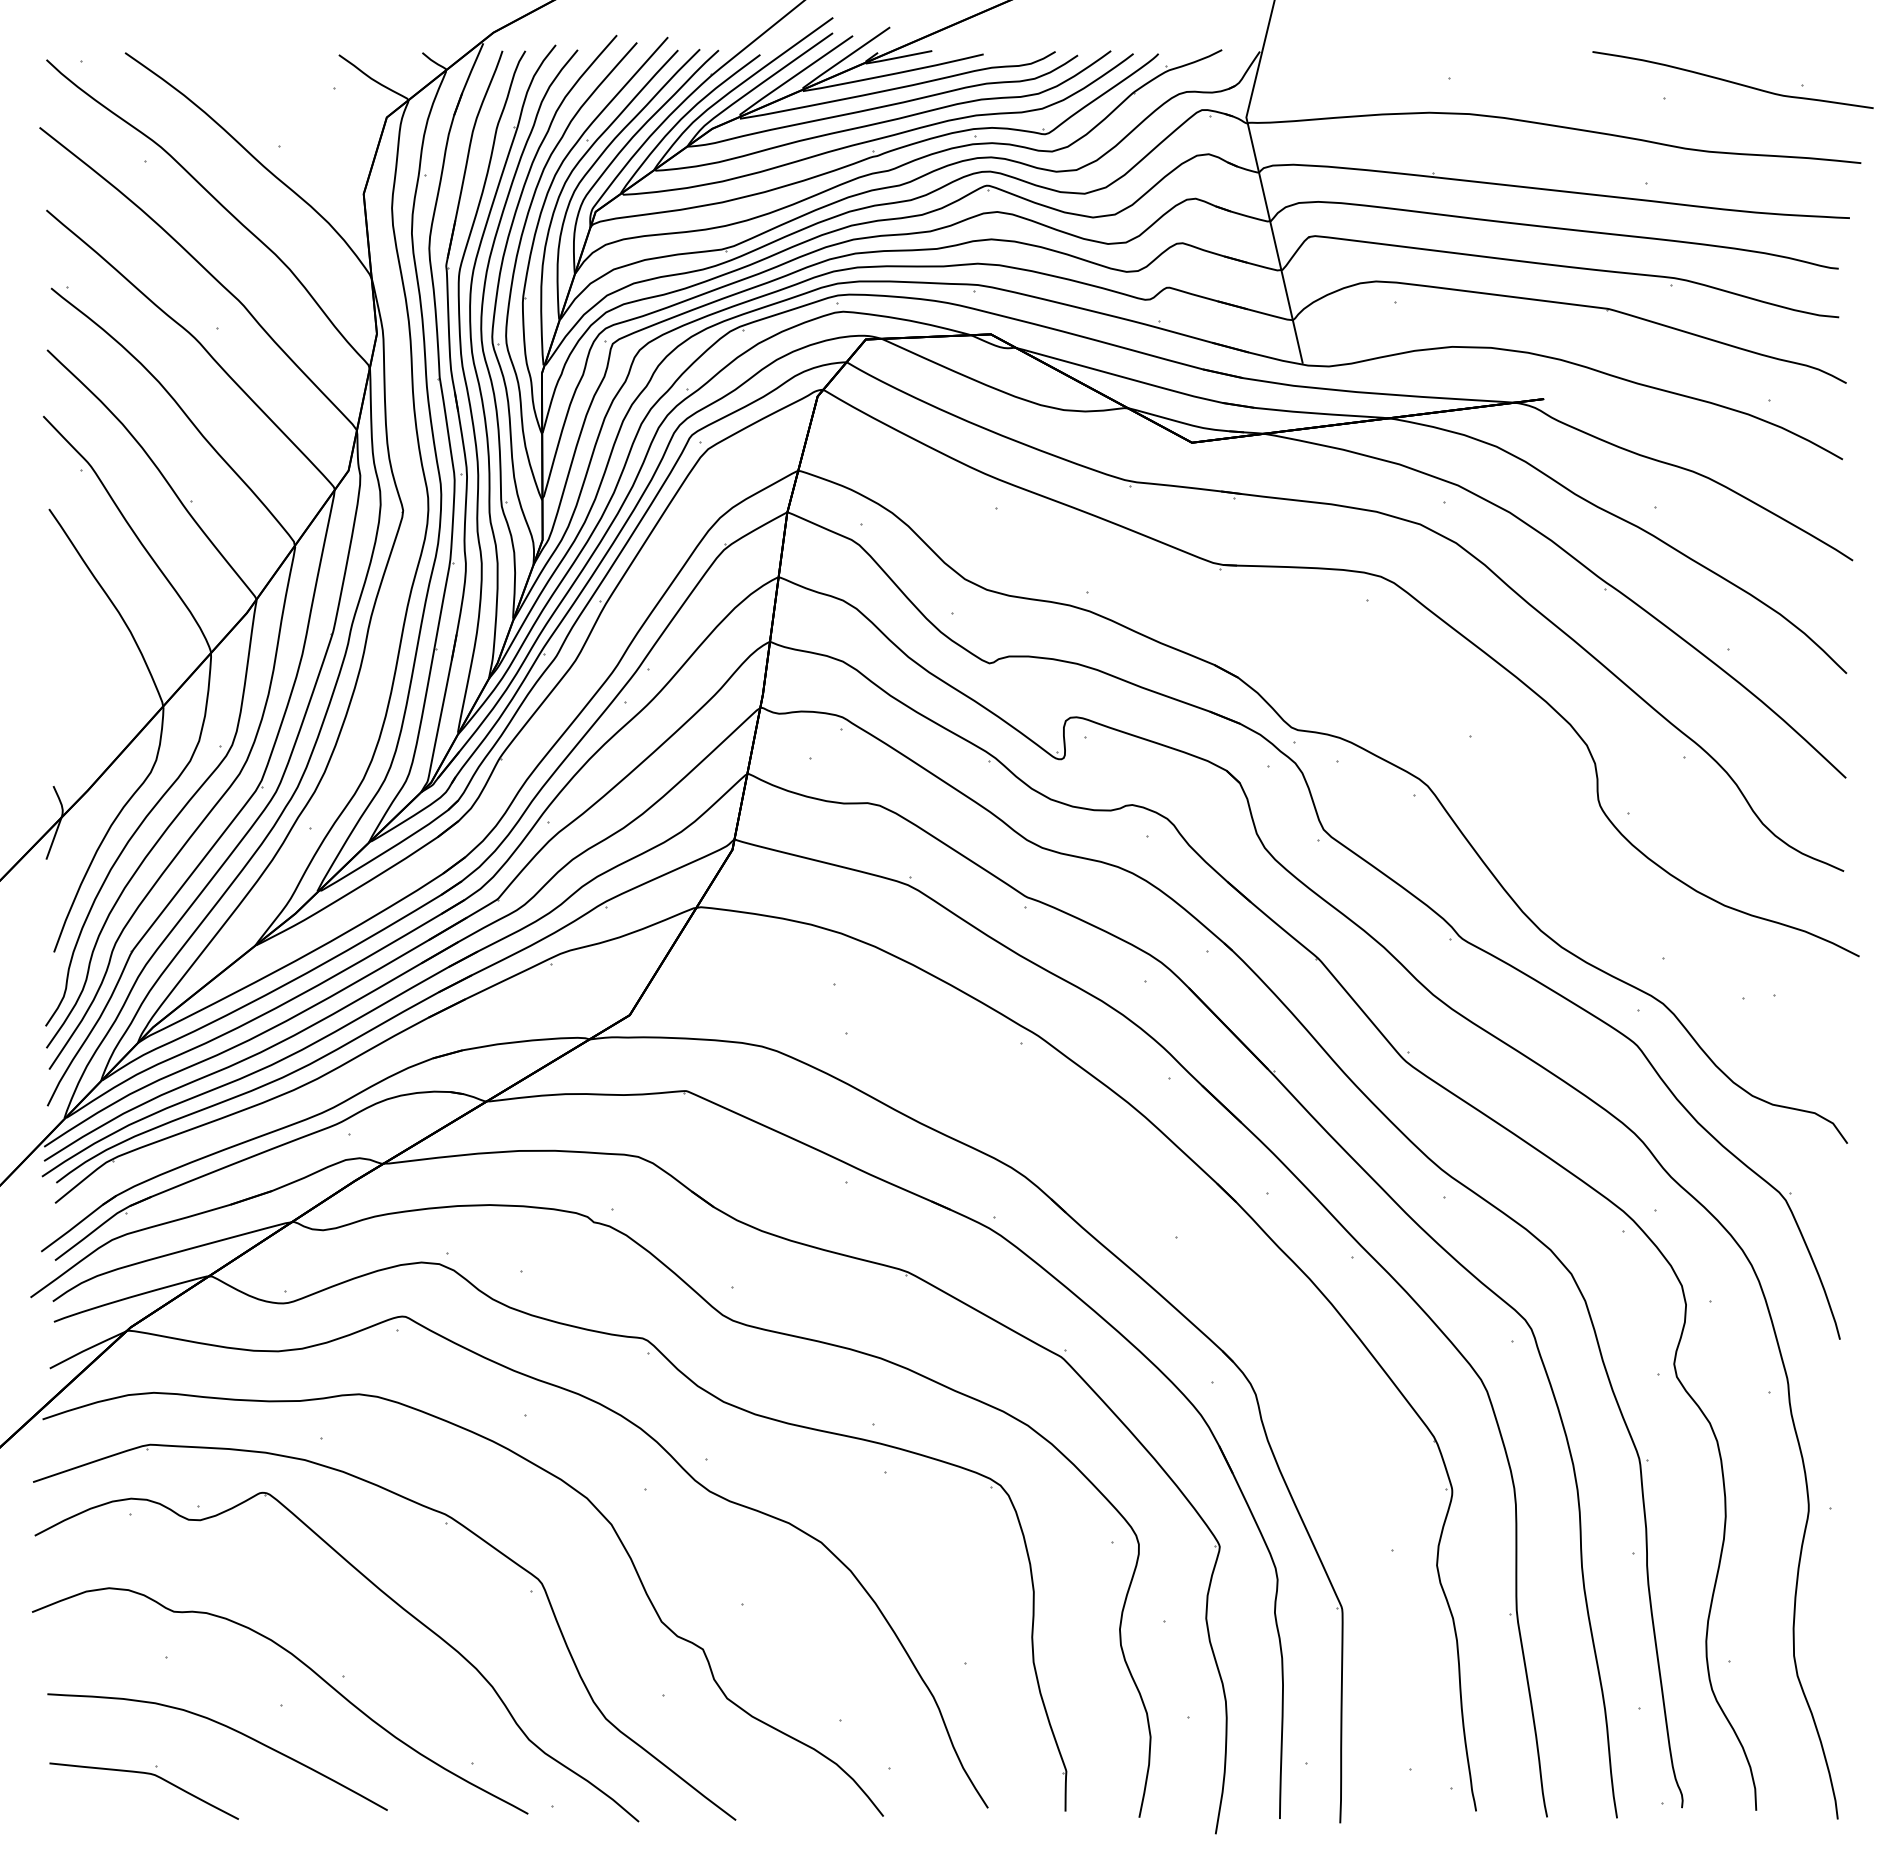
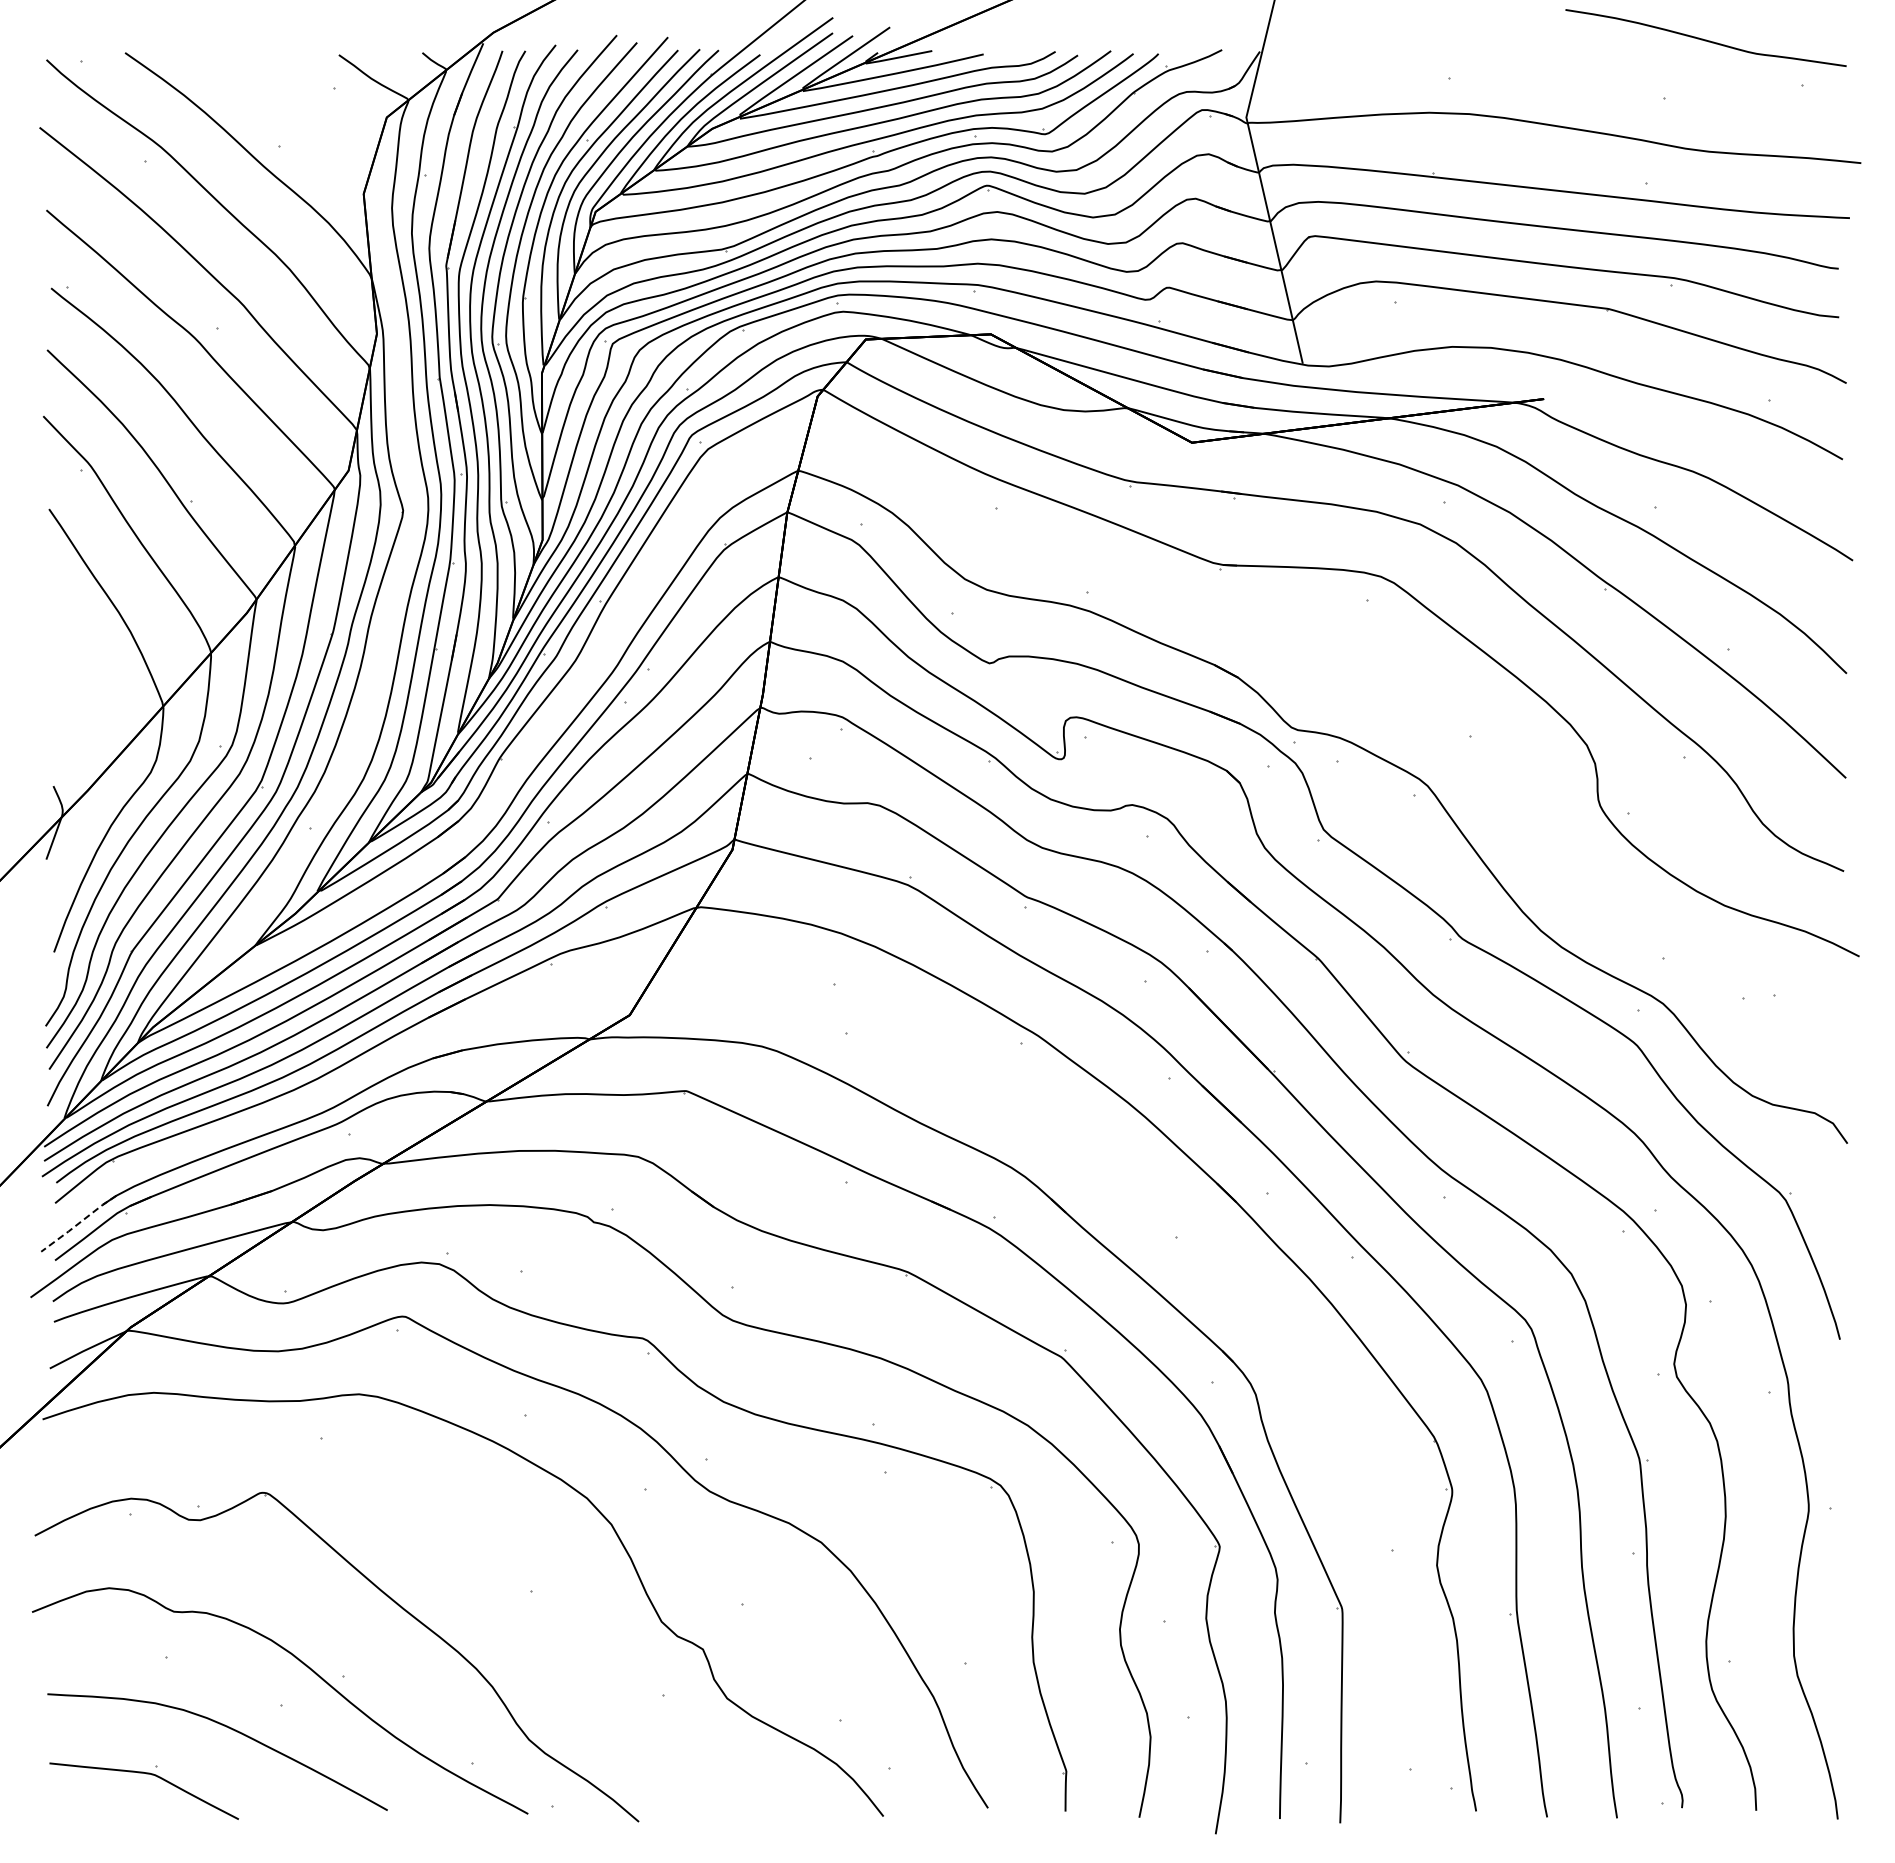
curve position: (1732, 81) -> (1705, 39) (1705, 39)
line: solid -> dashed (78, 1223)
part: present -> none (446, 1524)
